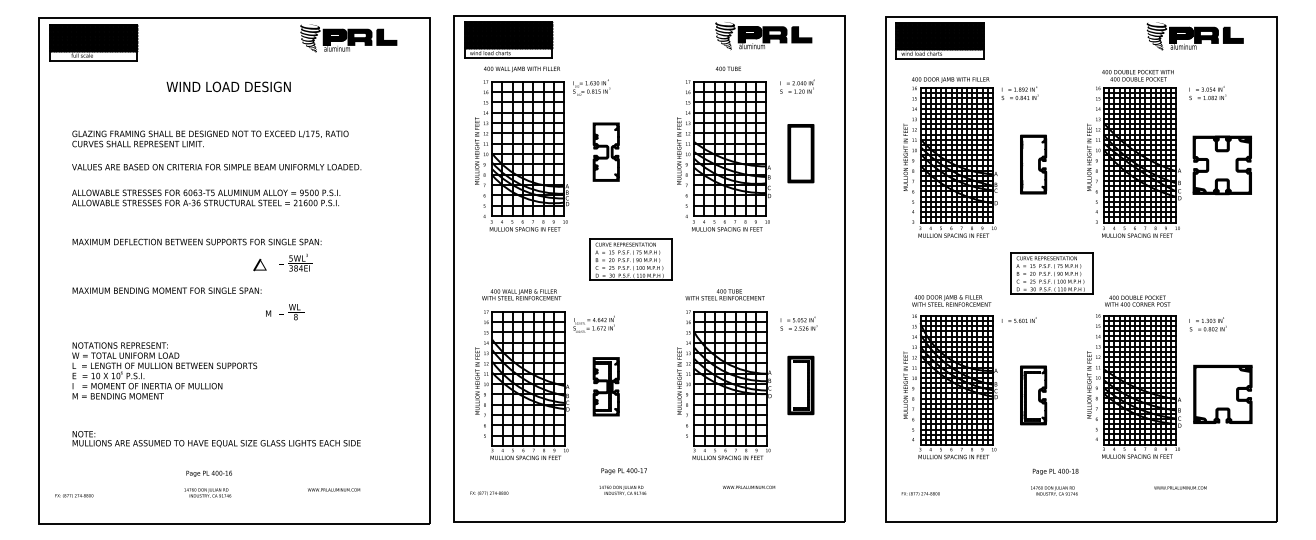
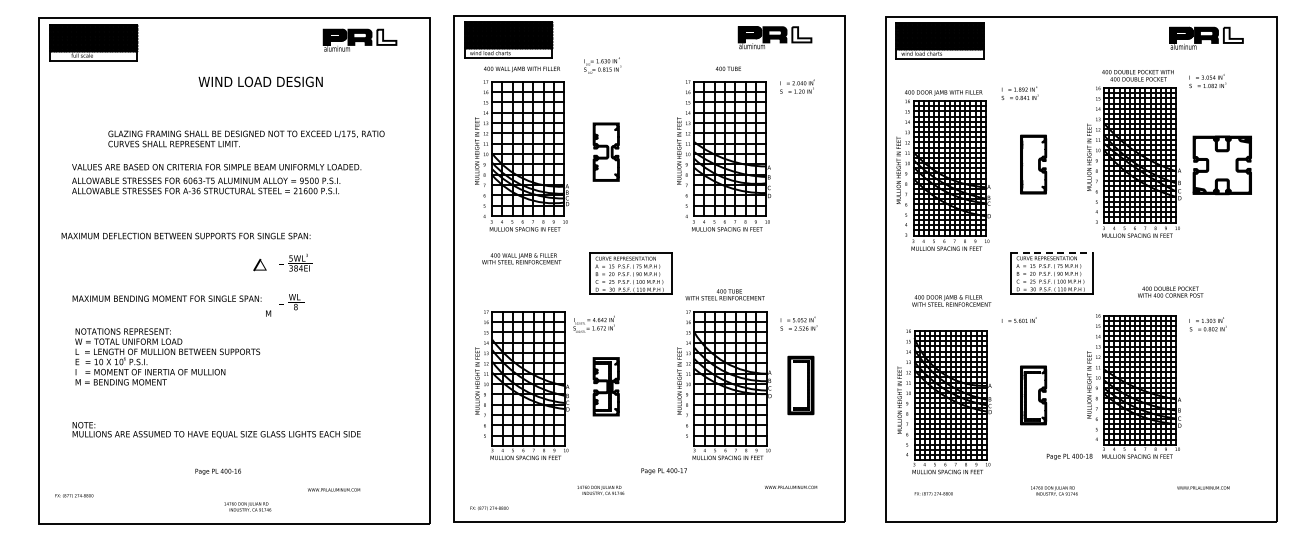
fill: present -> none (801, 34)
fill: present -> none (1232, 34)
fill: present -> none (725, 35)
fill: present -> none (386, 36)
fill: present -> none (1156, 36)
fill: present -> none (310, 38)
text position: (228, 86) -> (260, 81) (260, 81)
text position: (591, 87) -> (602, 65) (602, 65)
text position: (1207, 92) -> (1207, 80) (1207, 80)
text position: (210, 138) -> (246, 138) (246, 138)
part: present -> none (800, 153)
part position: (950, 157) -> (943, 170) (943, 170)
text position: (206, 197) -> (206, 185) (206, 185)
text position: (196, 241) -> (185, 235) (185, 235)
line: solid -> dashed (1052, 252)
part position: (630, 259) -> (630, 273) (630, 273)
text position: (166, 290) -> (166, 298) (166, 298)
text position: (521, 294) -> (521, 258) (521, 258)
text position: (1137, 300) -> (1170, 291) (1170, 291)
text position: (291, 312) -> (291, 302) (291, 302)
text position: (164, 370) -> (167, 356) (167, 356)
part position: (950, 386) -> (944, 401) (944, 401)
part: present -> none (1222, 393)
text position: (216, 439) -> (216, 430) (216, 430)
text position: (623, 471) -> (663, 471) (663, 471)
text position: (1055, 471) -> (1069, 456) (1069, 456)
text position: (208, 473) -> (217, 471) (217, 471)
text position: (749, 486) -> (791, 486) (791, 486)
text position: (1180, 487) -> (1203, 487) (1203, 487)
text position: (622, 490) -> (600, 490) (600, 490)
text position: (207, 492) -> (247, 506) (247, 506)
text position: (489, 493) -> (489, 508) (489, 508)
text position: (920, 493) -> (933, 493) (933, 493)
